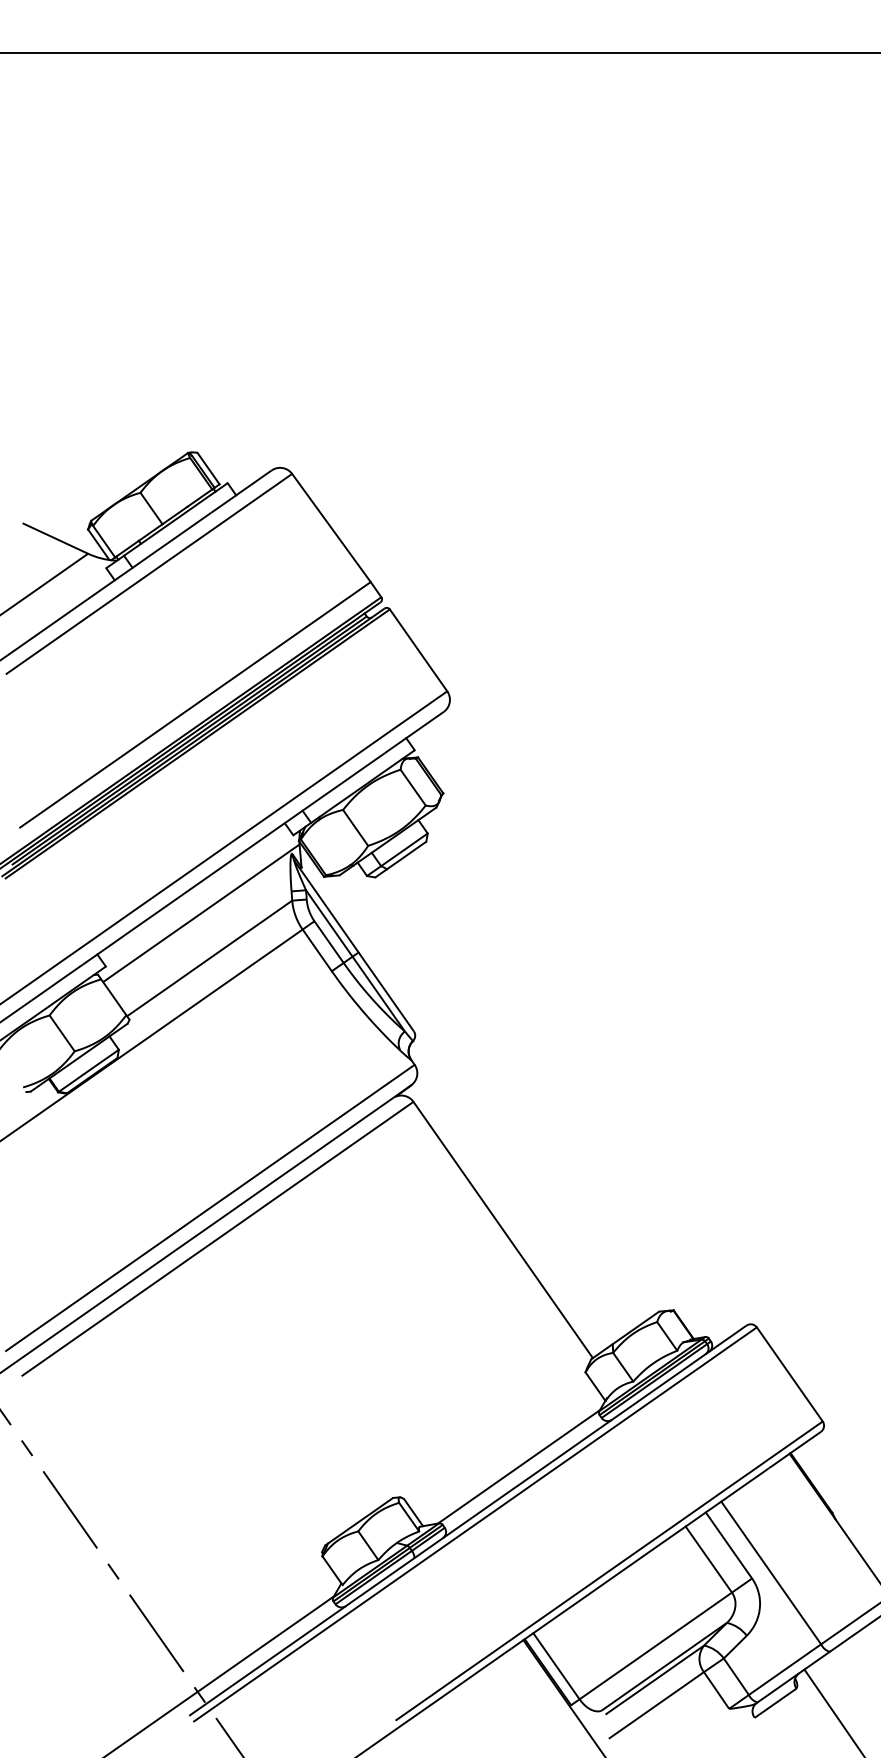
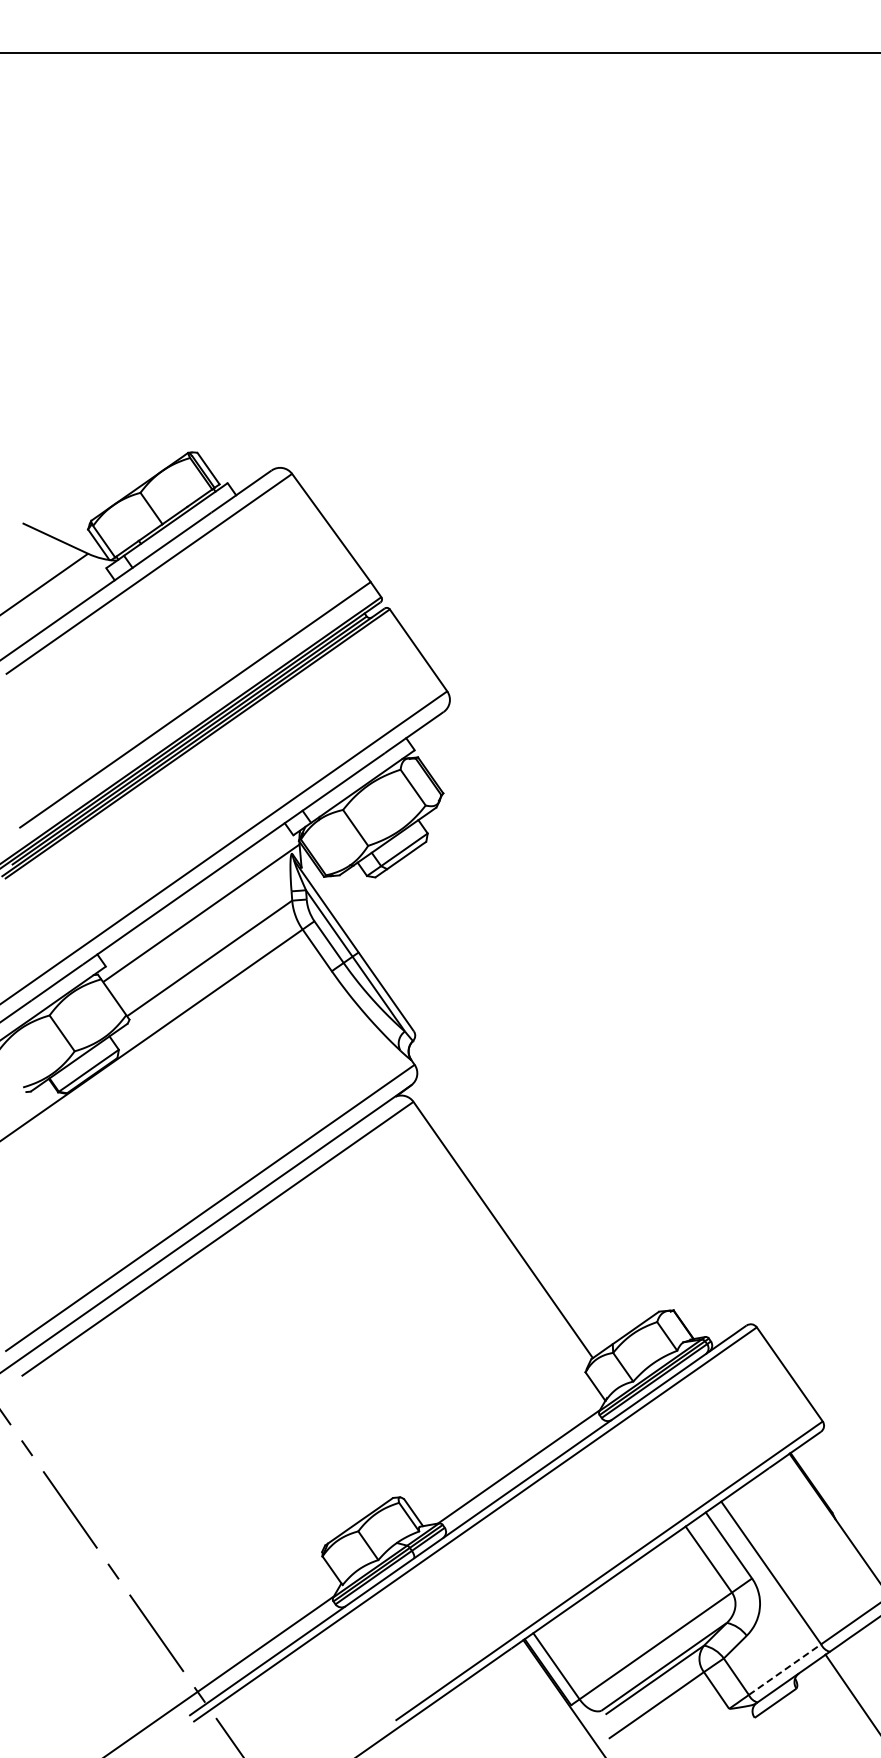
line: solid -> dashed (785, 1669)
line position: (833, 1711) -> (851, 1692) (851, 1692)
